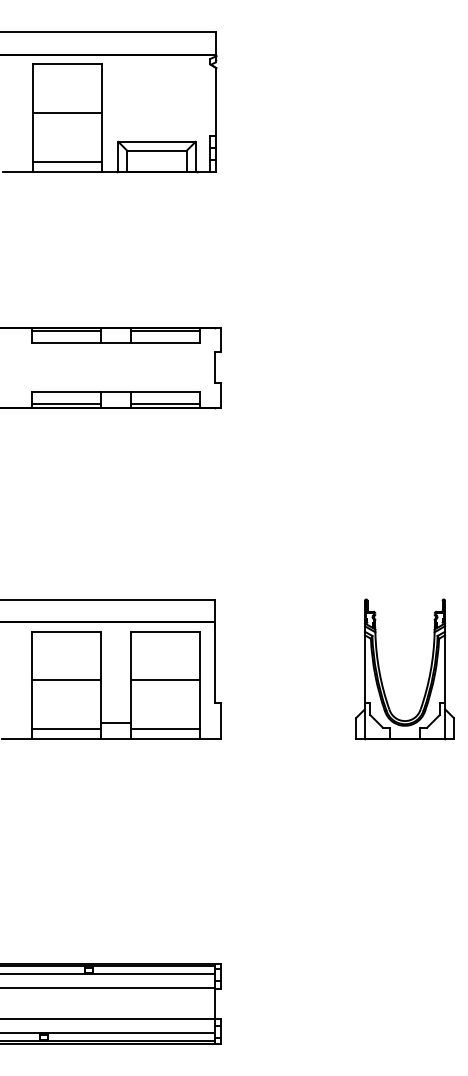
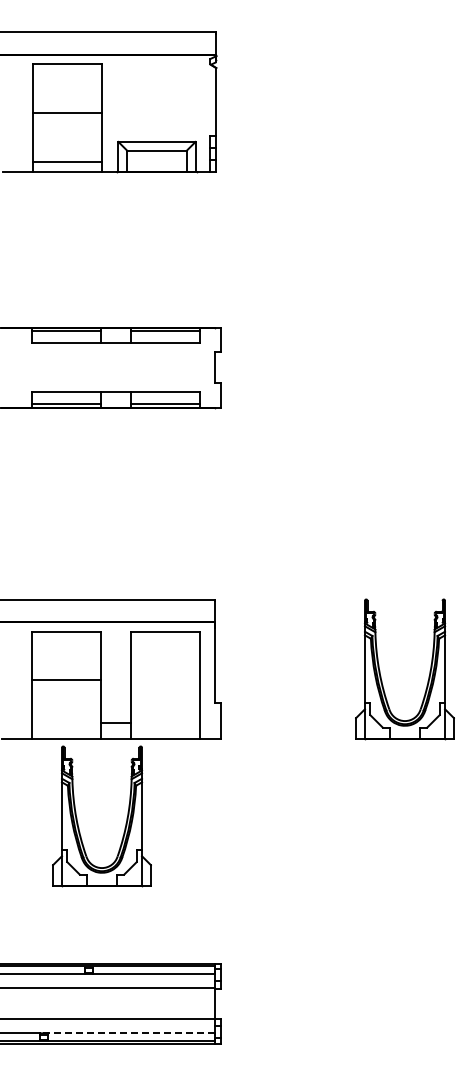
line: present -> none (165, 680)
line: present -> none (66, 729)
line: present -> none (165, 729)
part: none -> present (77, 817)
line: solid -> dashed (126, 1033)
